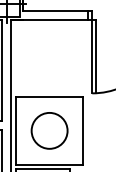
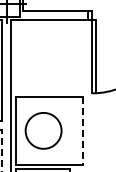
circle position: (49, 130) -> (43, 130) (43, 130)
line: solid -> dashed (83, 130)
line: solid -> dashed (2, 150)
